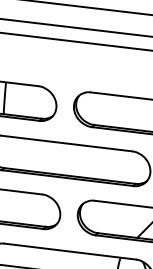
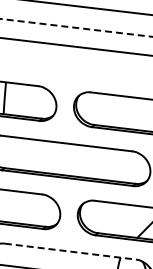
line: solid -> dashed (76, 27)
line position: (75, 41) -> (75, 46) (75, 46)
line: solid -> dashed (70, 251)
